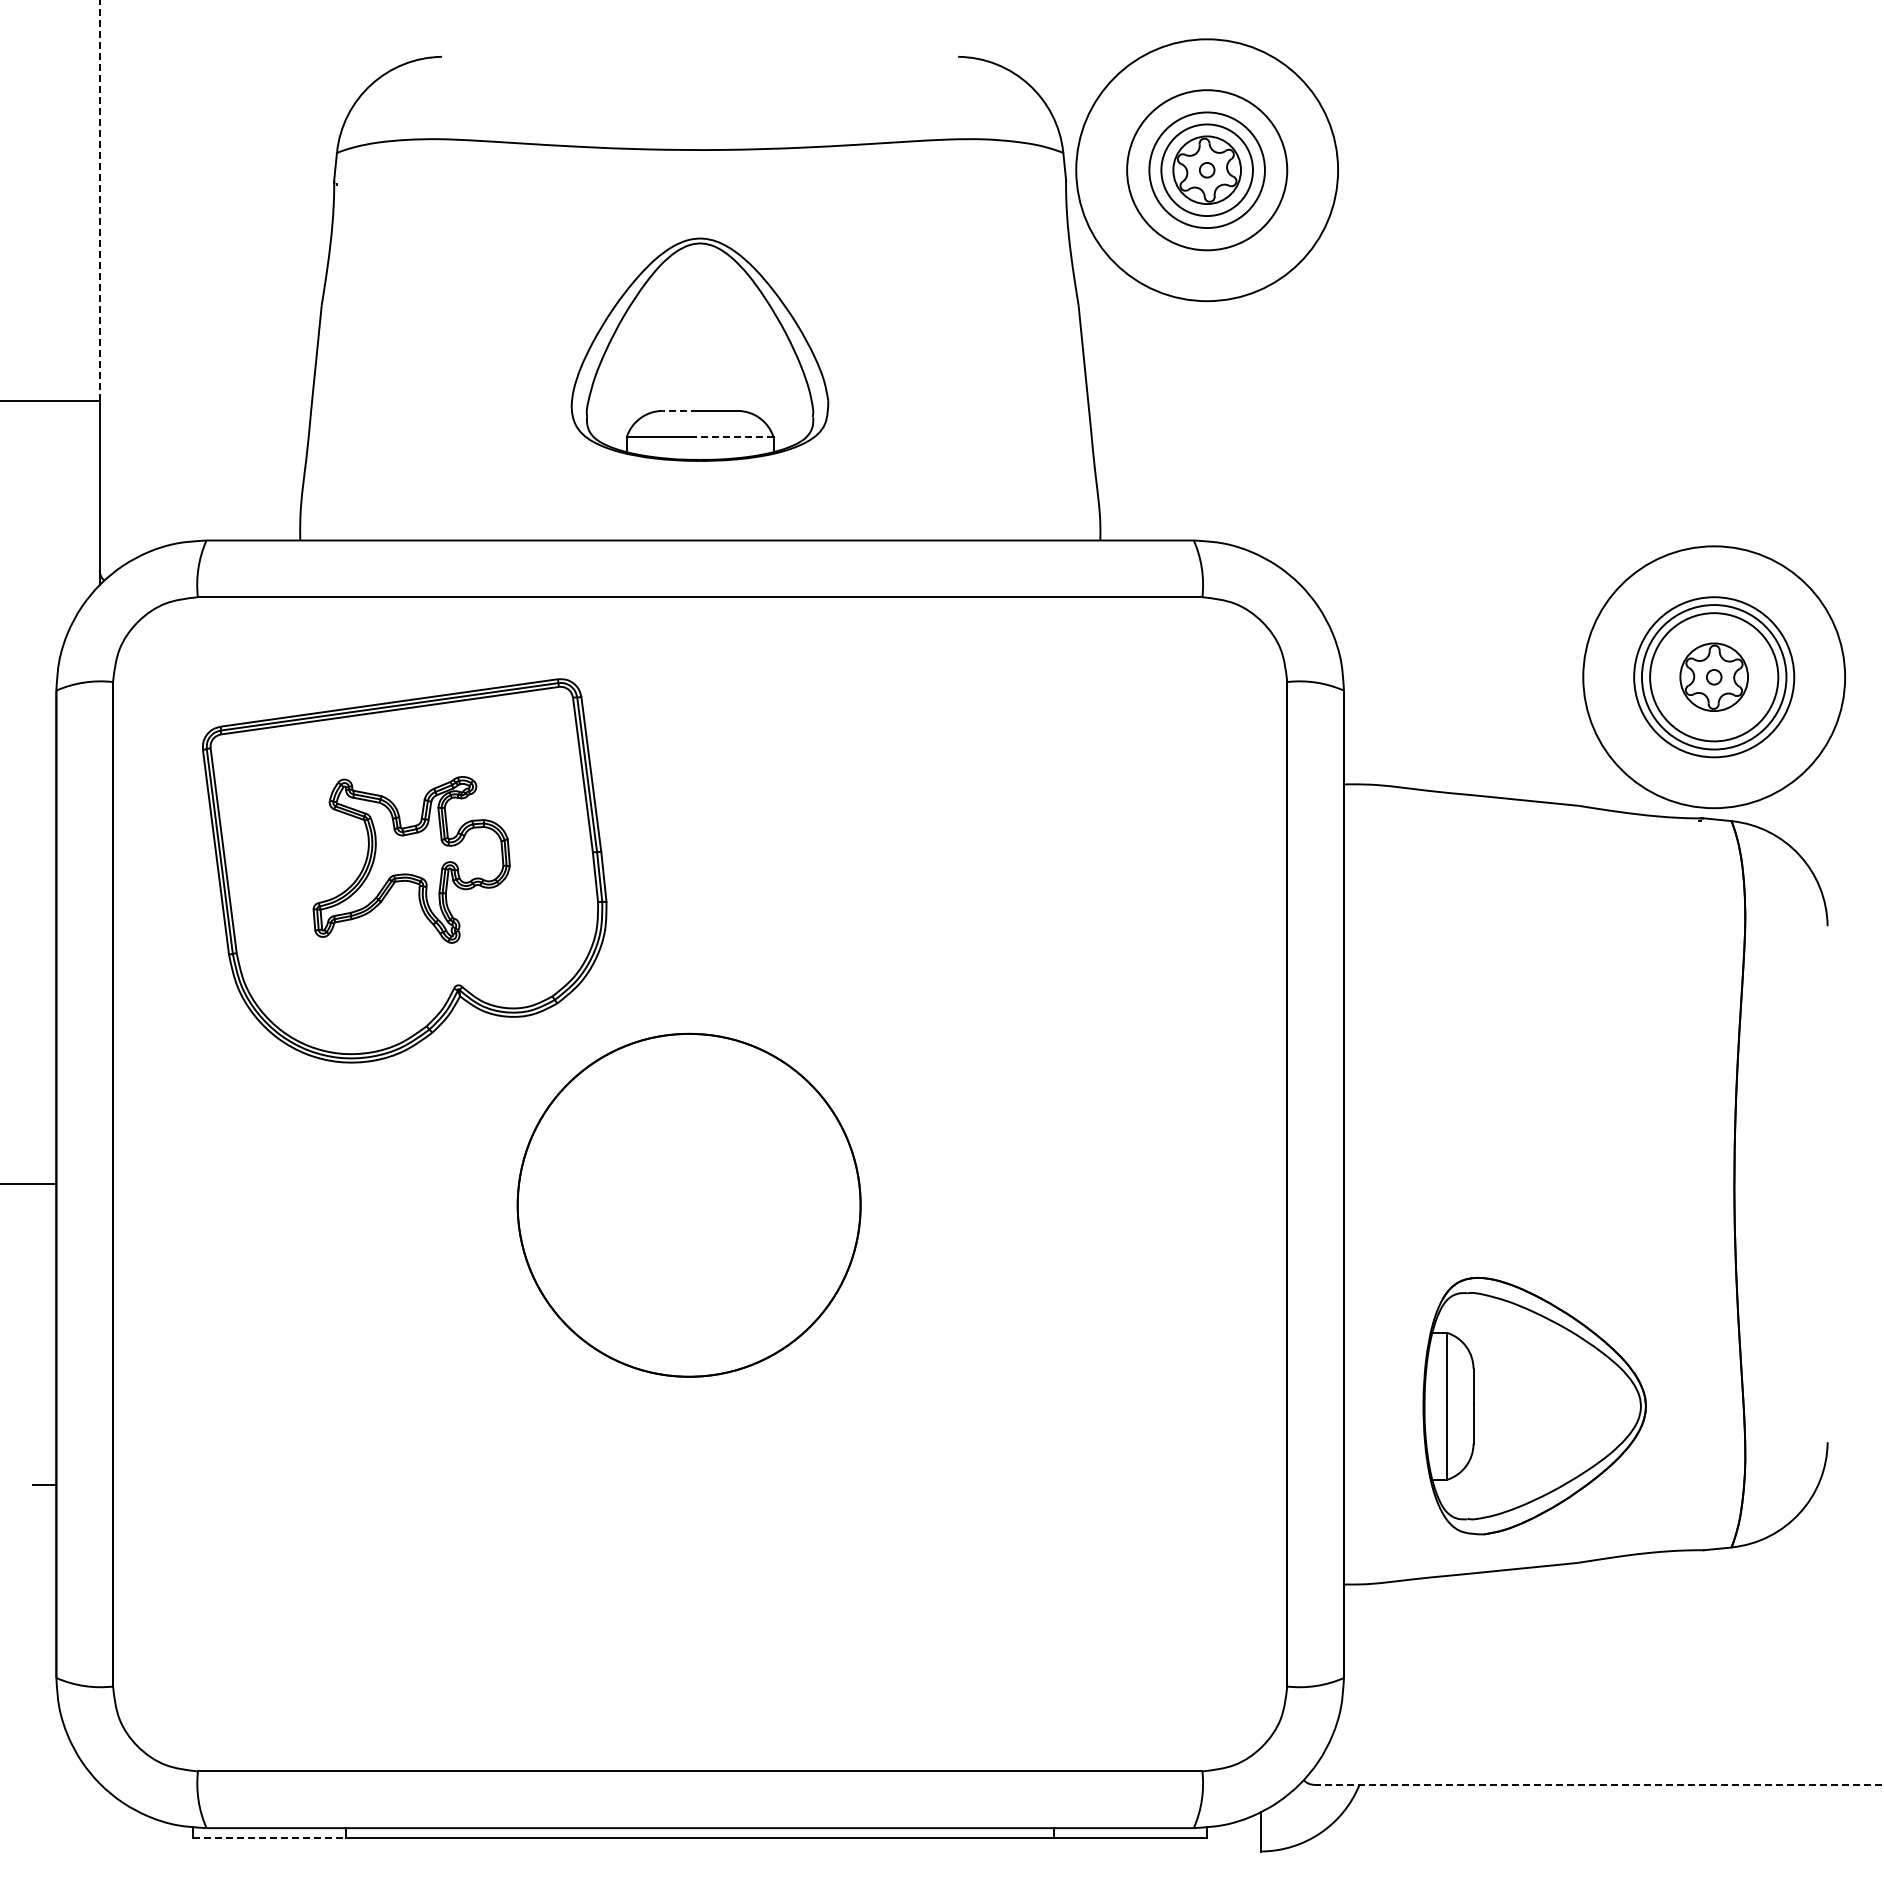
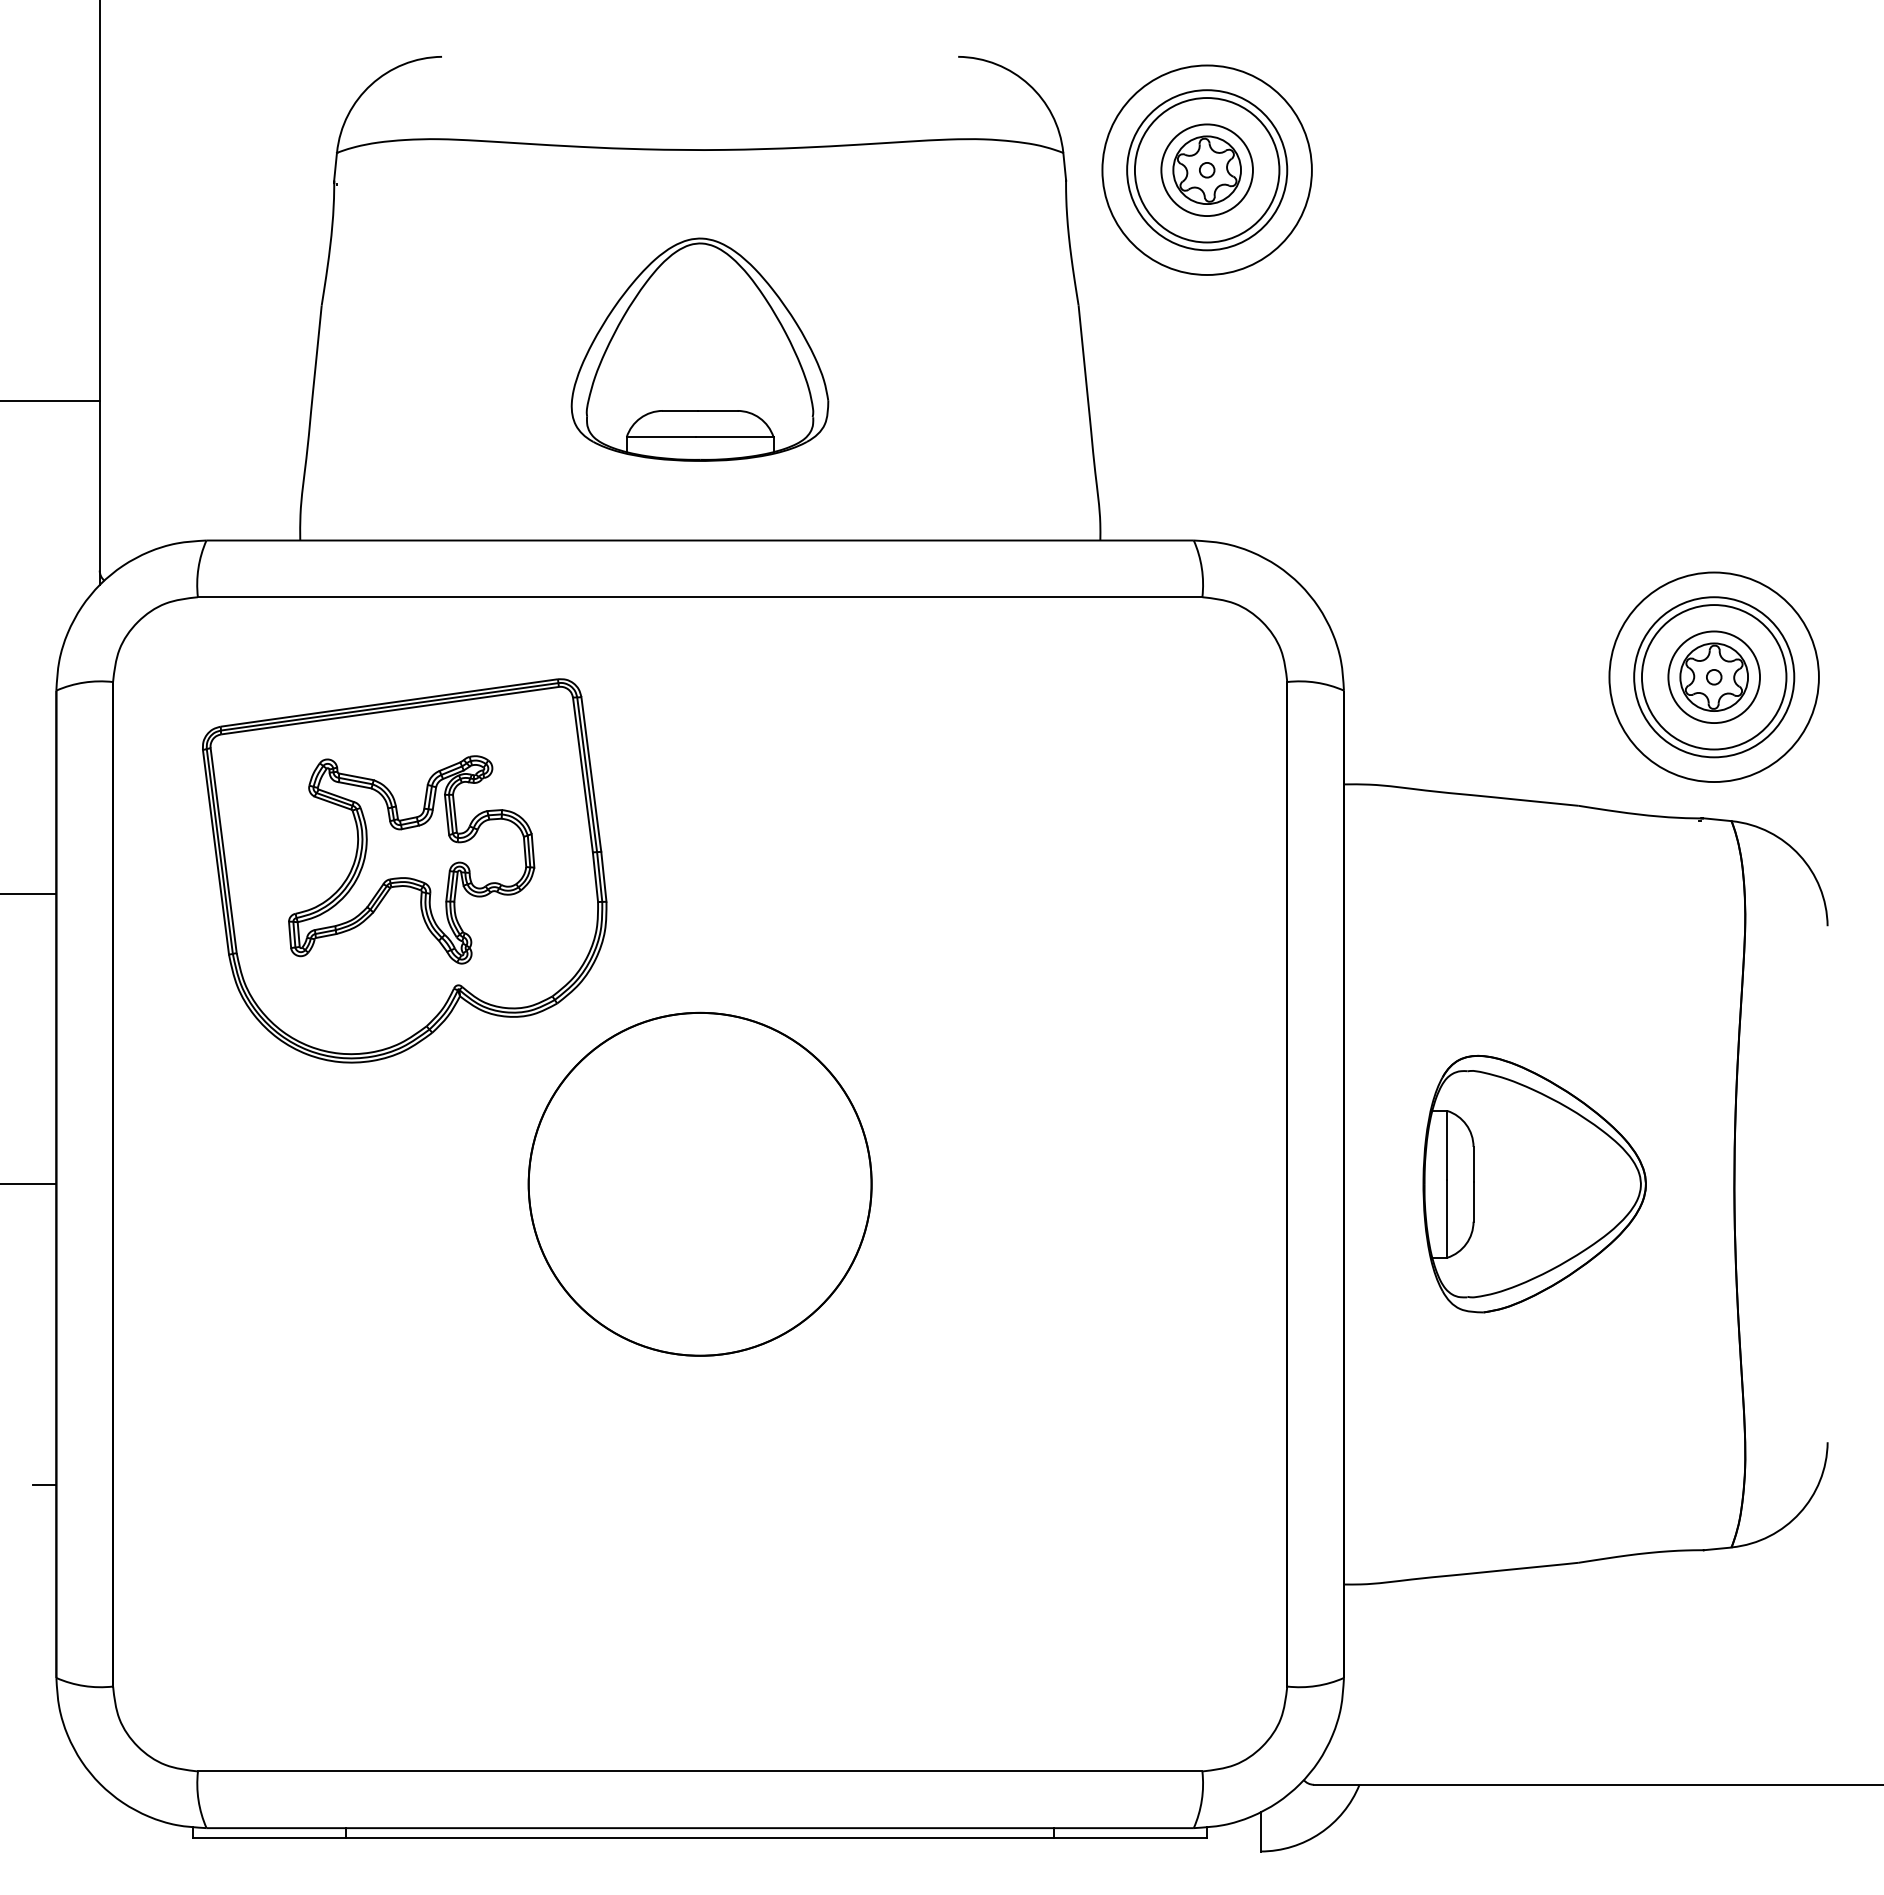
circle diameter: 116 px -> 144 px (1206, 170)
circle diameter: 262 px -> 209 px (1206, 170)
line: dashed -> solid (99, 200)
line: dashed -> solid (679, 410)
line: dashed -> solid (734, 437)
circle diameter: 128 px -> 92 px (1714, 677)
circle diameter: 262 px -> 209 px (1713, 677)
part size: 199x168 px -> 248x210 px (411, 859)
line: none -> present (29, 894)
part position: (688, 1204) -> (699, 1183) (699, 1183)
part position: (1534, 1405) -> (1534, 1183) (1534, 1183)
line: dashed -> solid (1598, 1784)
line: dashed -> solid (269, 1838)
